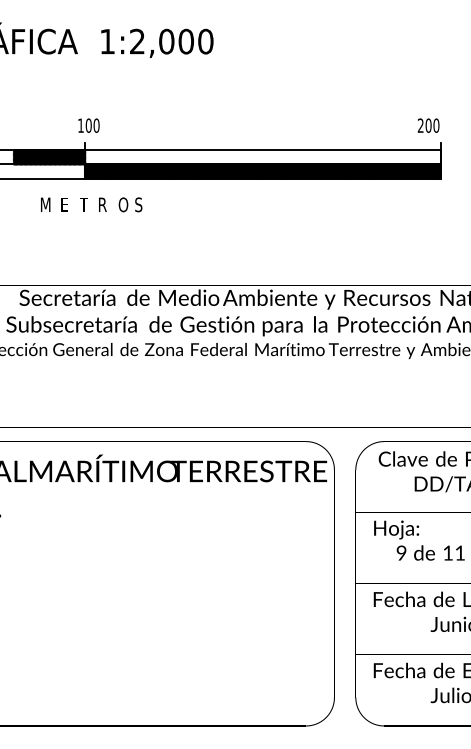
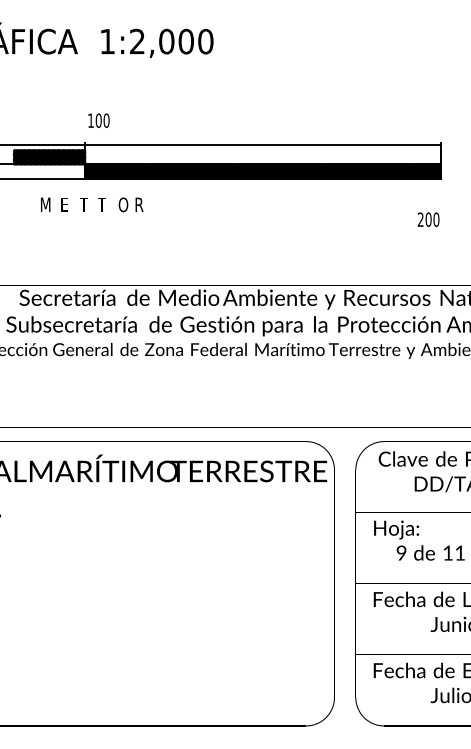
text position: (88, 125) -> (98, 120) (98, 120)
text position: (428, 125) -> (428, 219) (428, 219)
line position: (221, 150) -> (221, 145) (221, 145)
text: R -> T (102, 204)
text: S -> R (139, 204)
